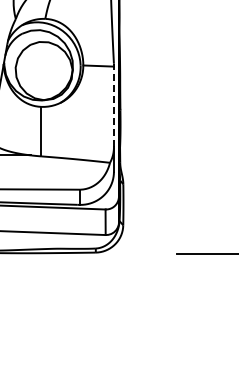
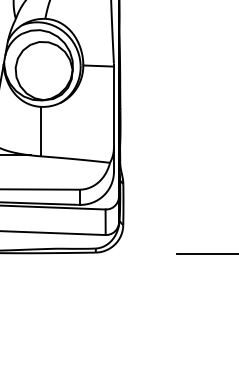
line: dashed -> solid (113, 106)
